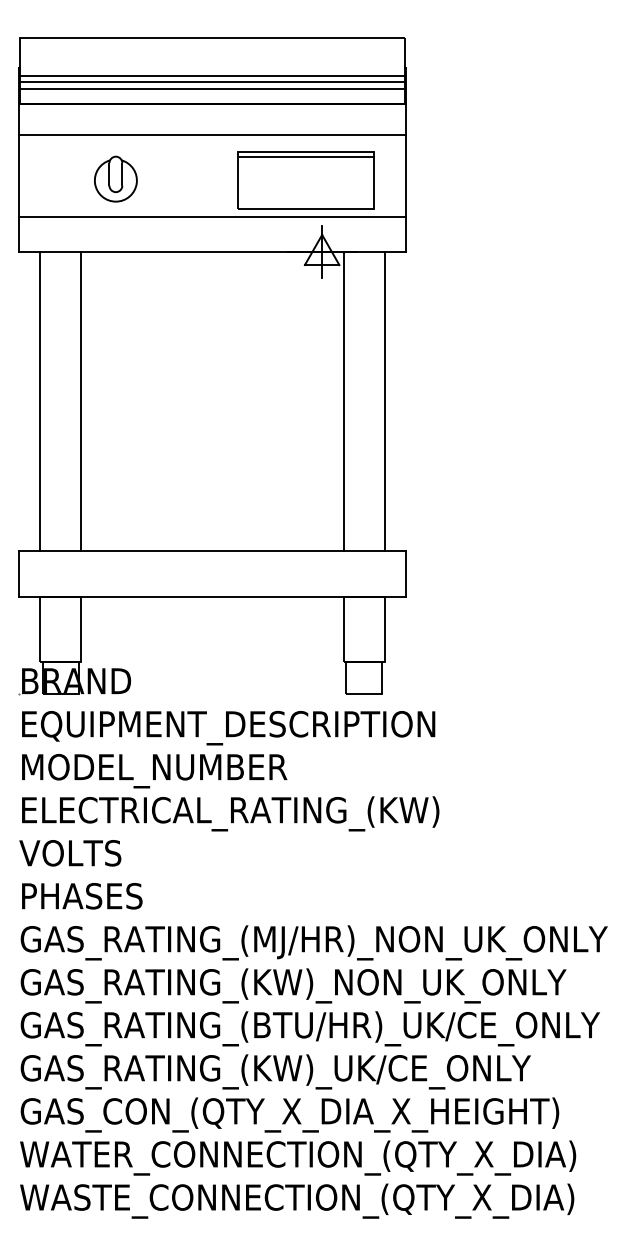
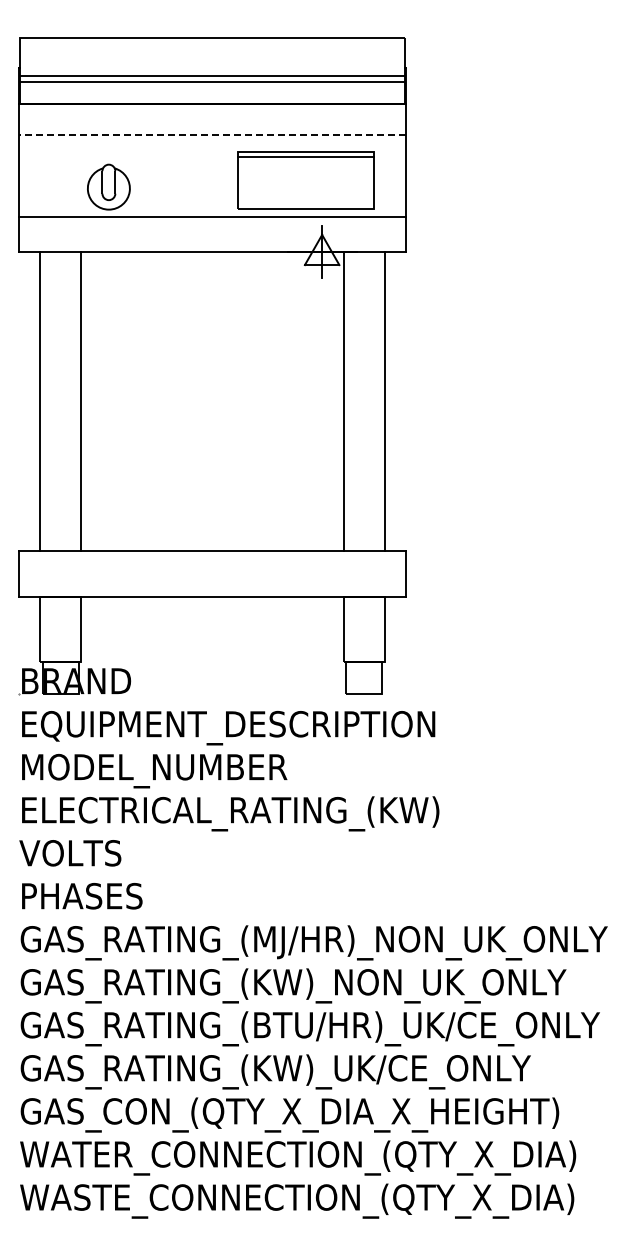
line: present -> none (212, 88)
line: solid -> dashed (212, 135)
part position: (115, 178) -> (108, 186) (108, 186)
